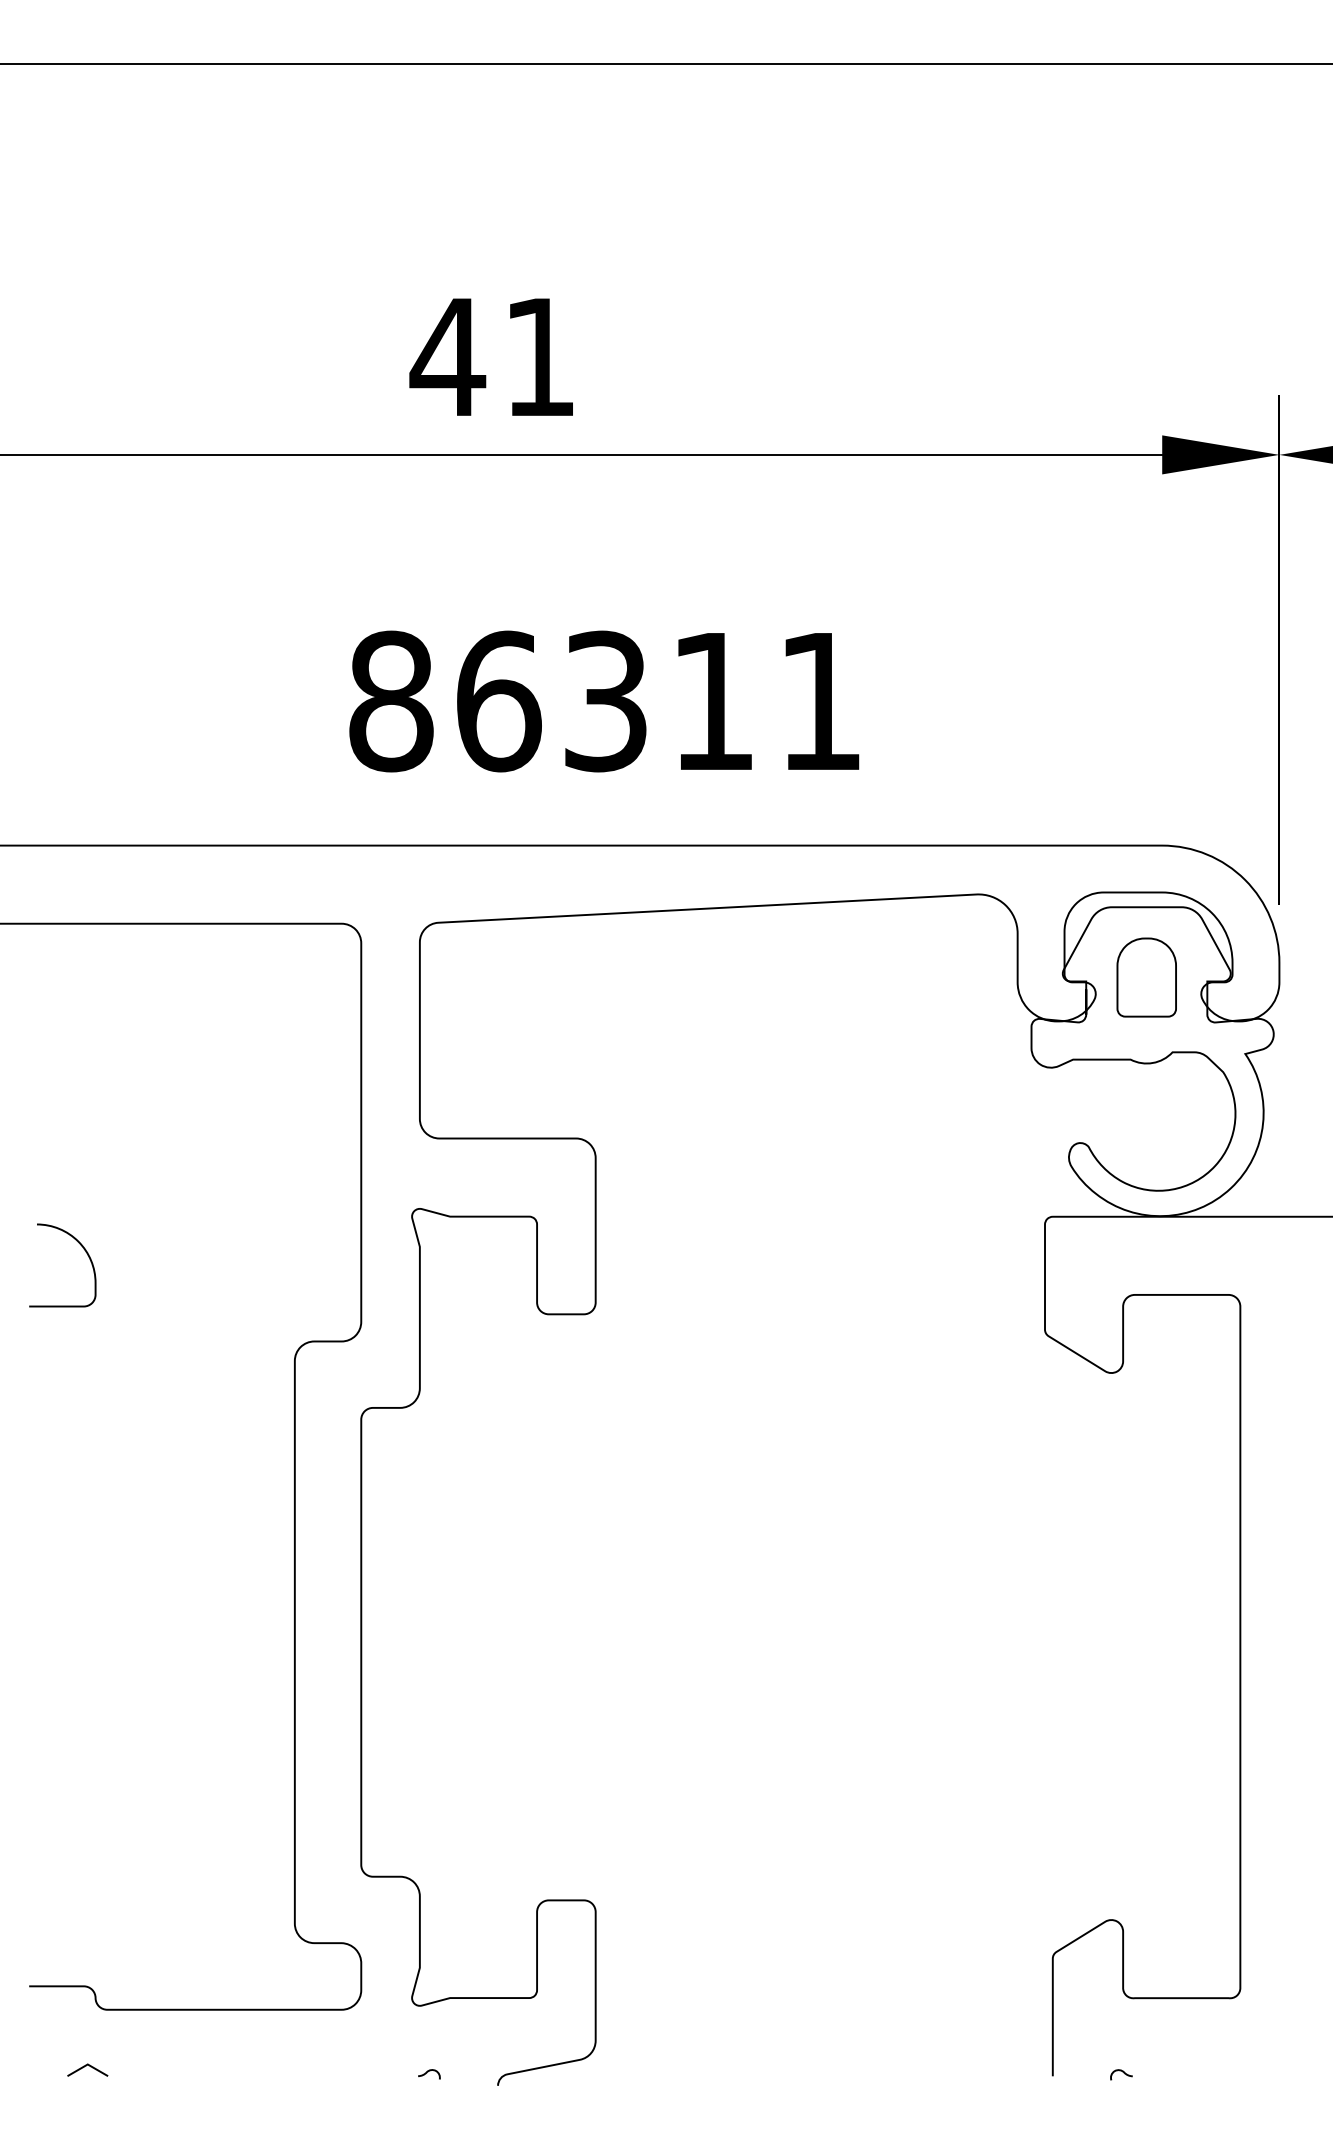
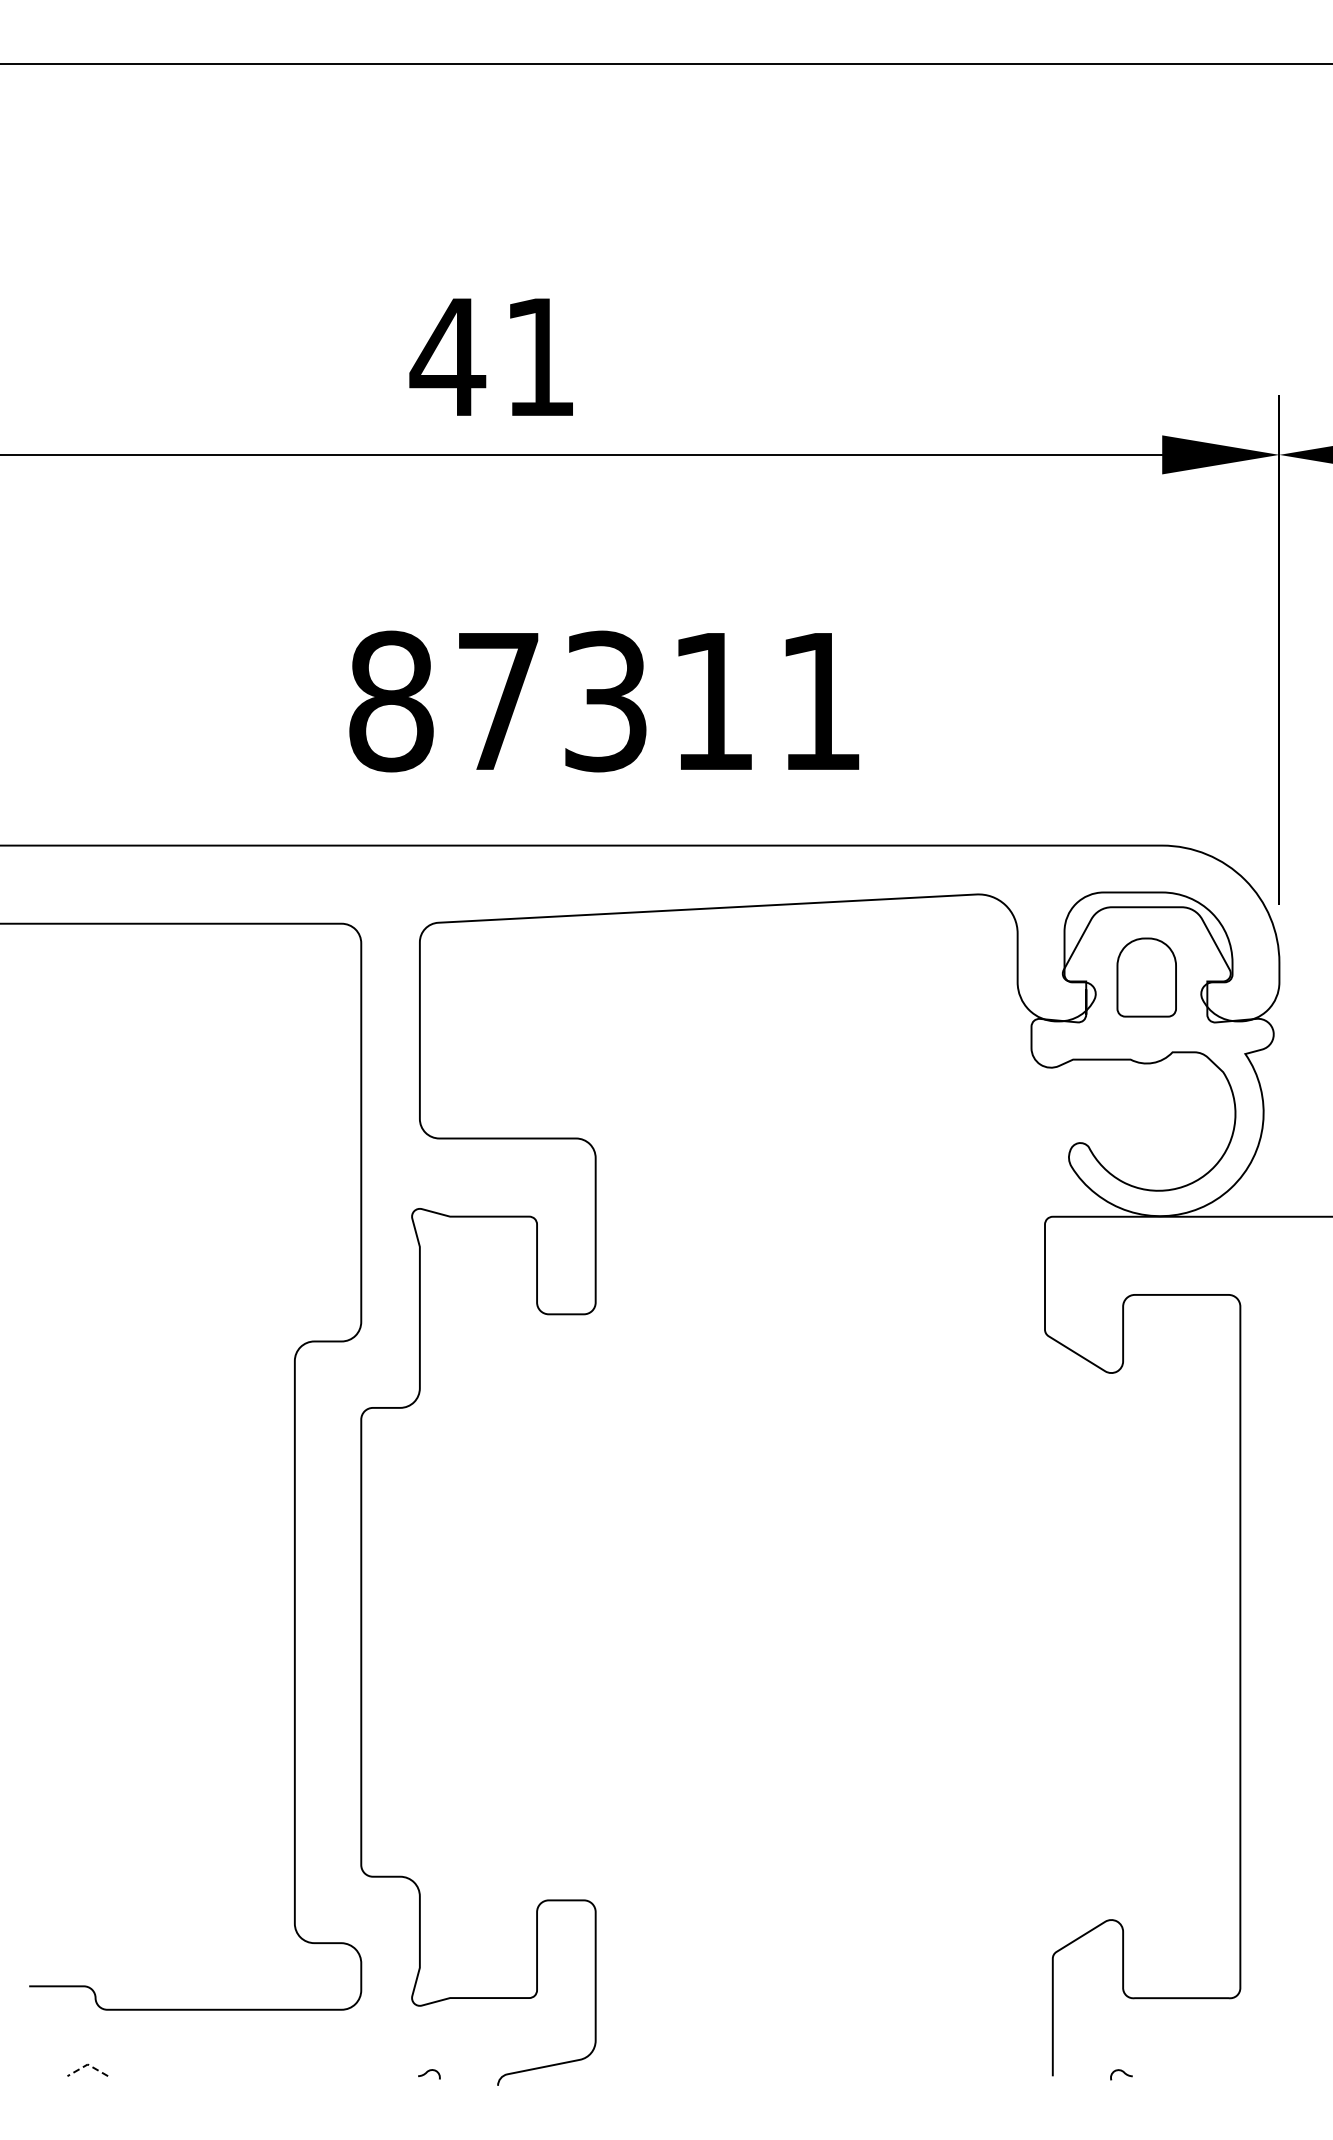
text: 86311 -> 87311 (499, 701)
curve: present -> none (83, 1249)
line: solid -> dashed (87, 2064)
